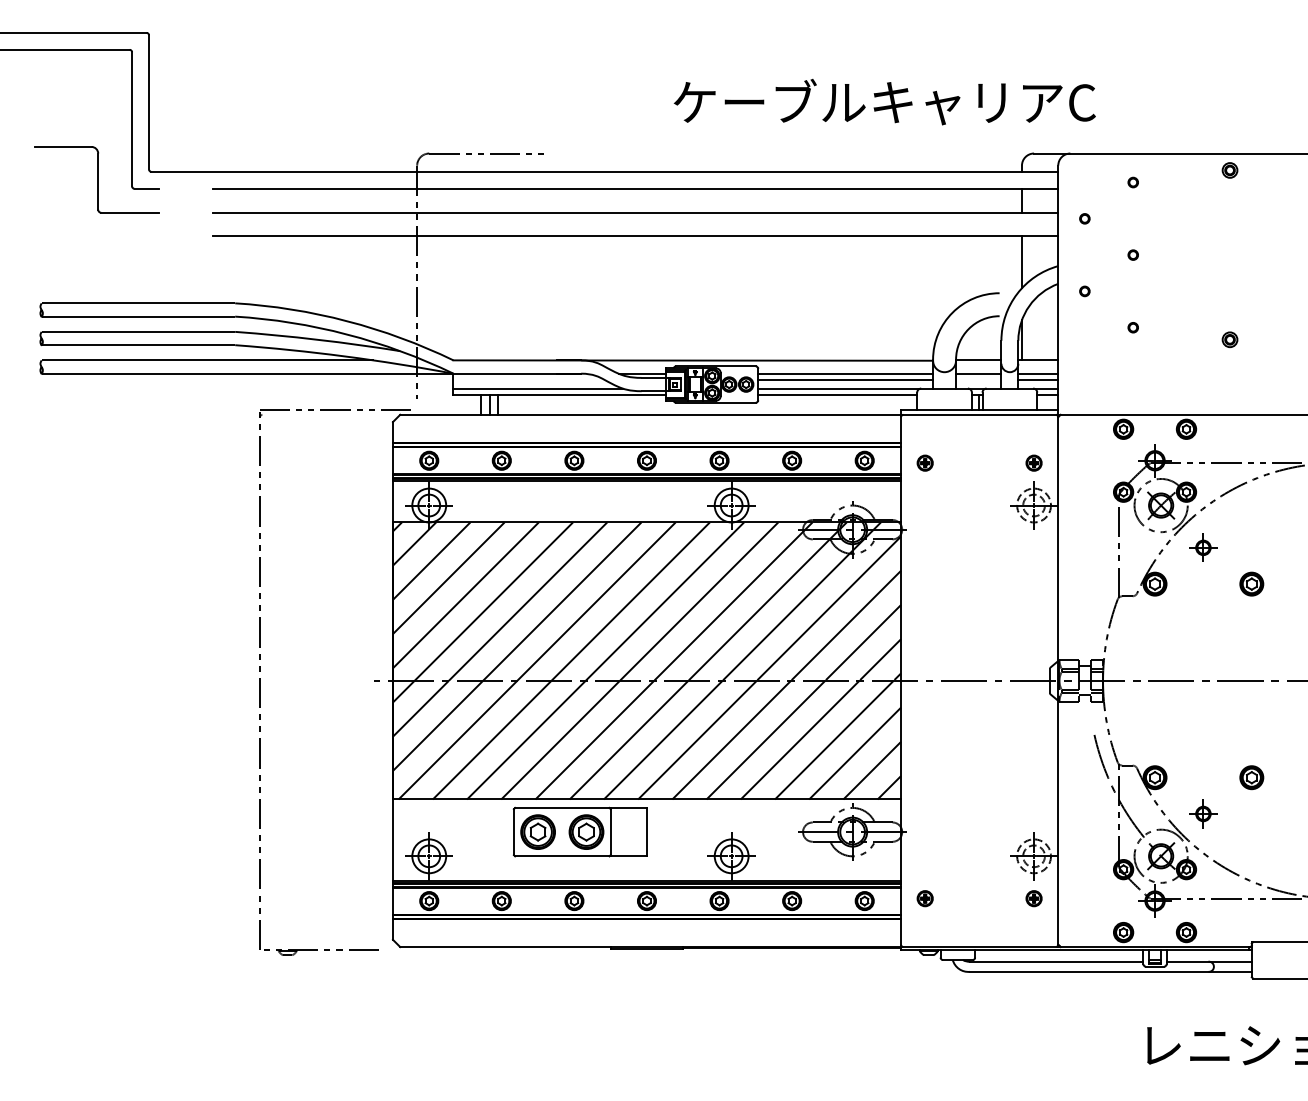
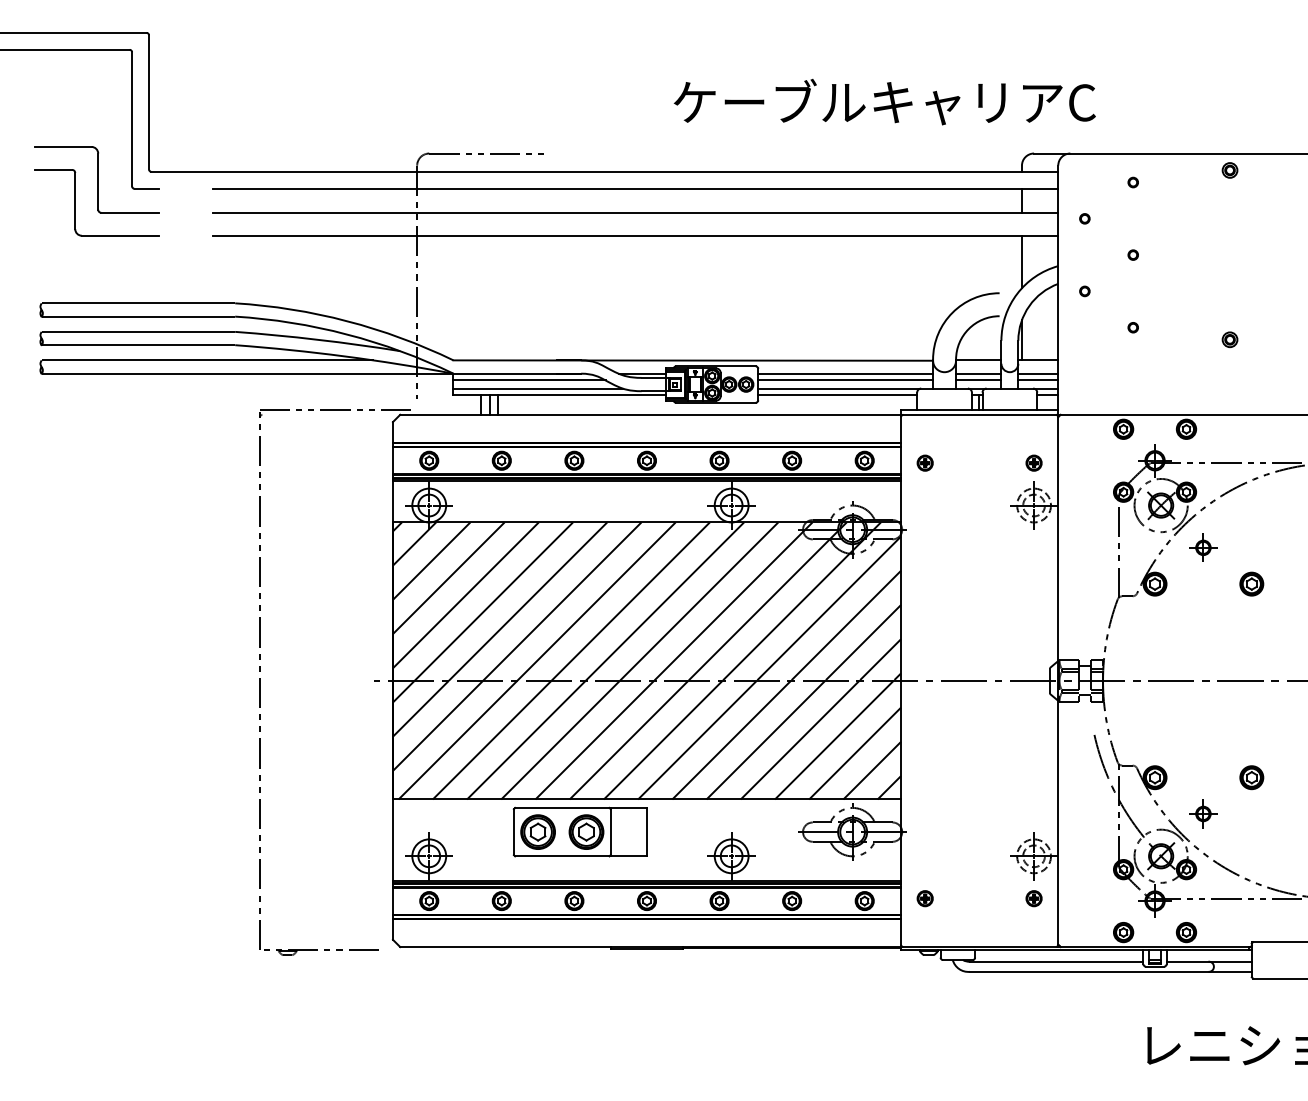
part: none -> present (75, 202)
line: none -> present (529, 380)
line: none -> present (978, 380)
